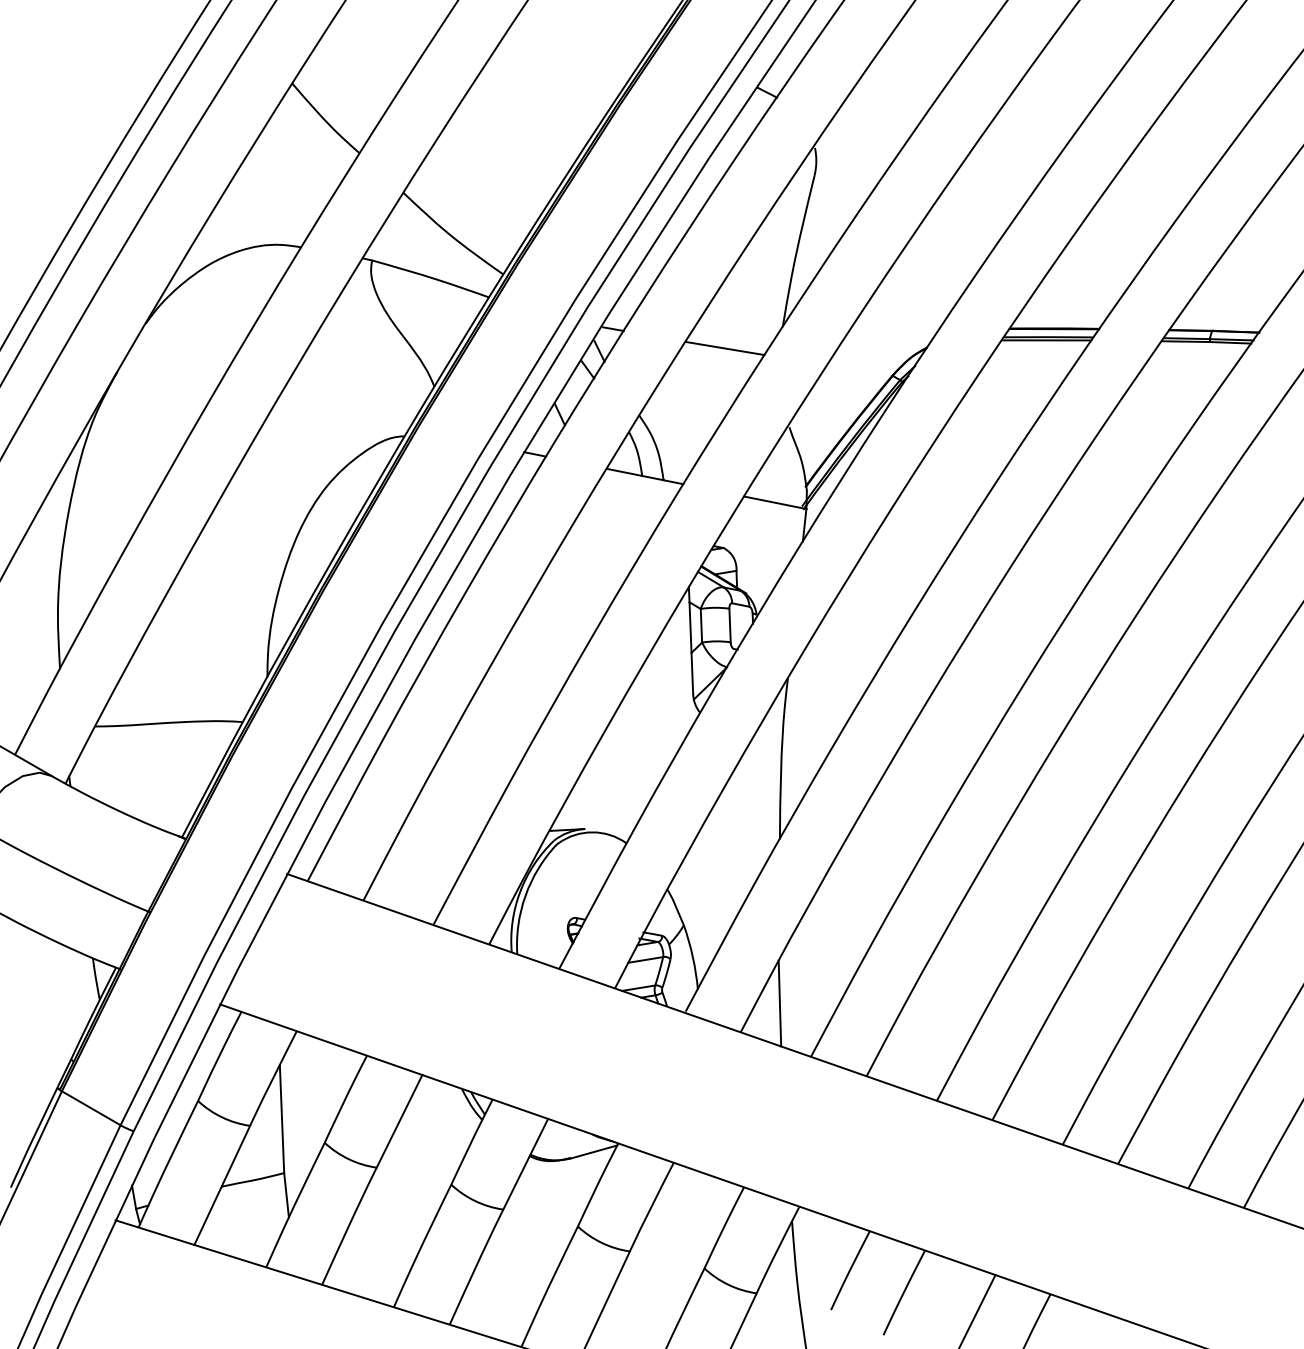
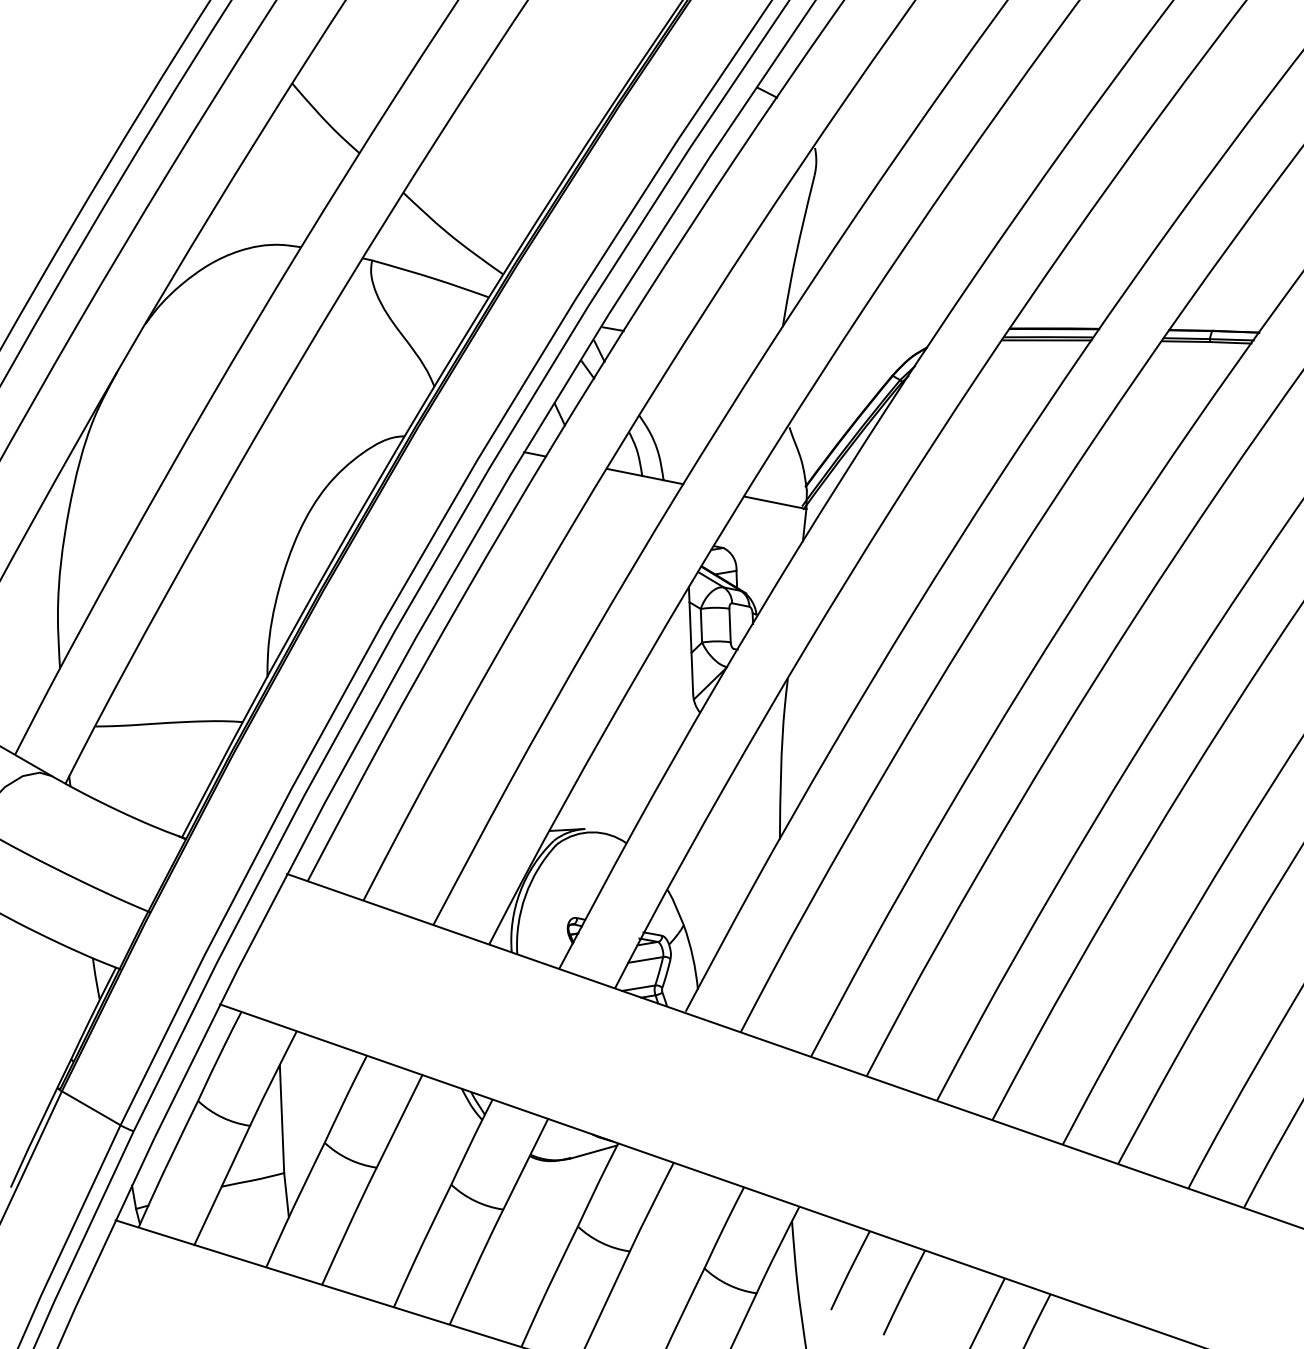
line: present -> none (724, 348)
line: present -> none (779, 1003)
line position: (977, 1310) -> (987, 1312) (987, 1312)
